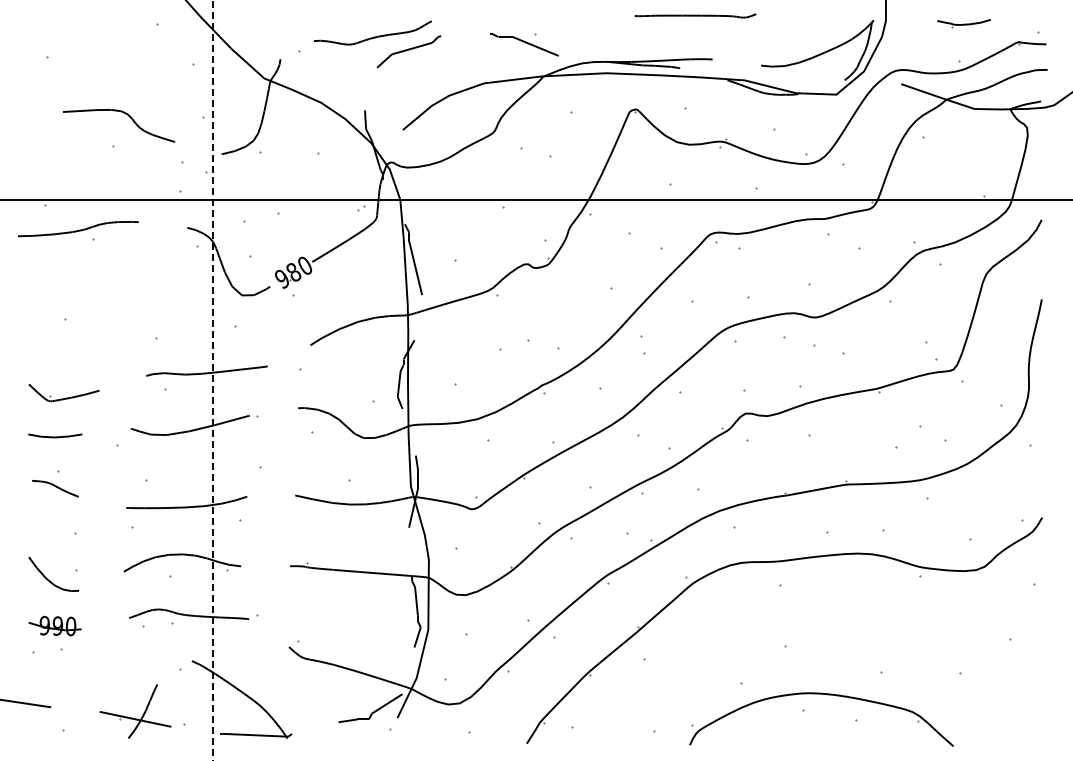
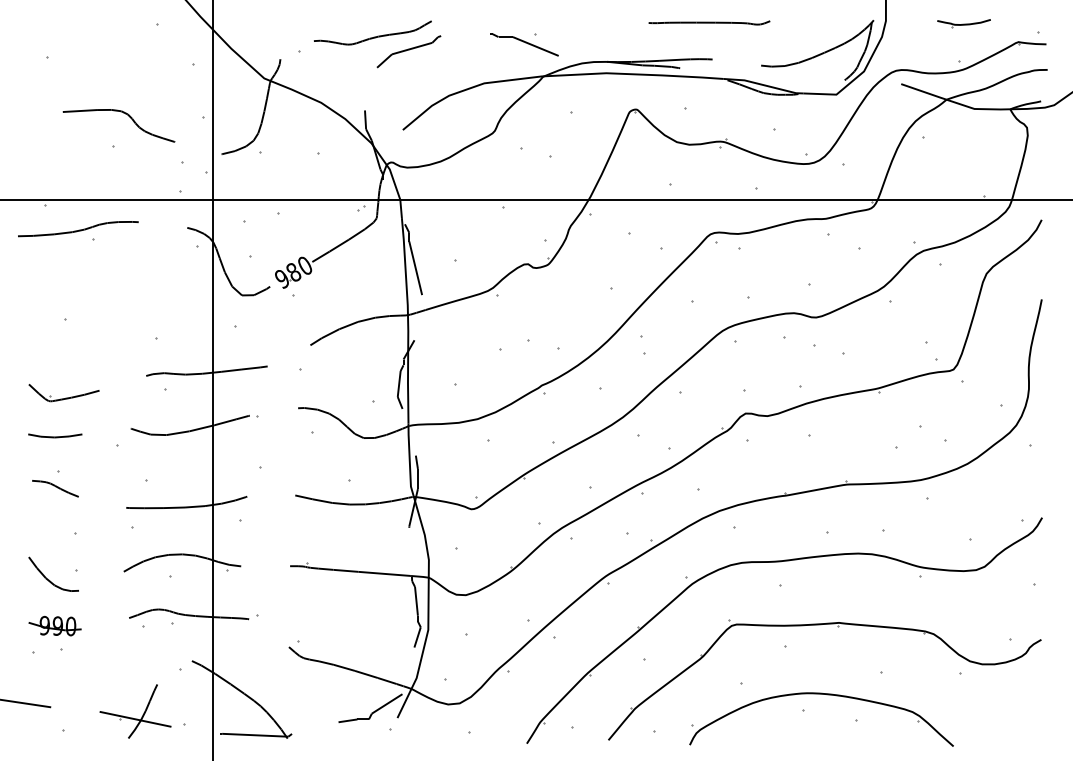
curve position: (695, 15) -> (709, 22) (709, 22)
line: dashed -> solid (212, 380)
part: none -> present (838, 627)
